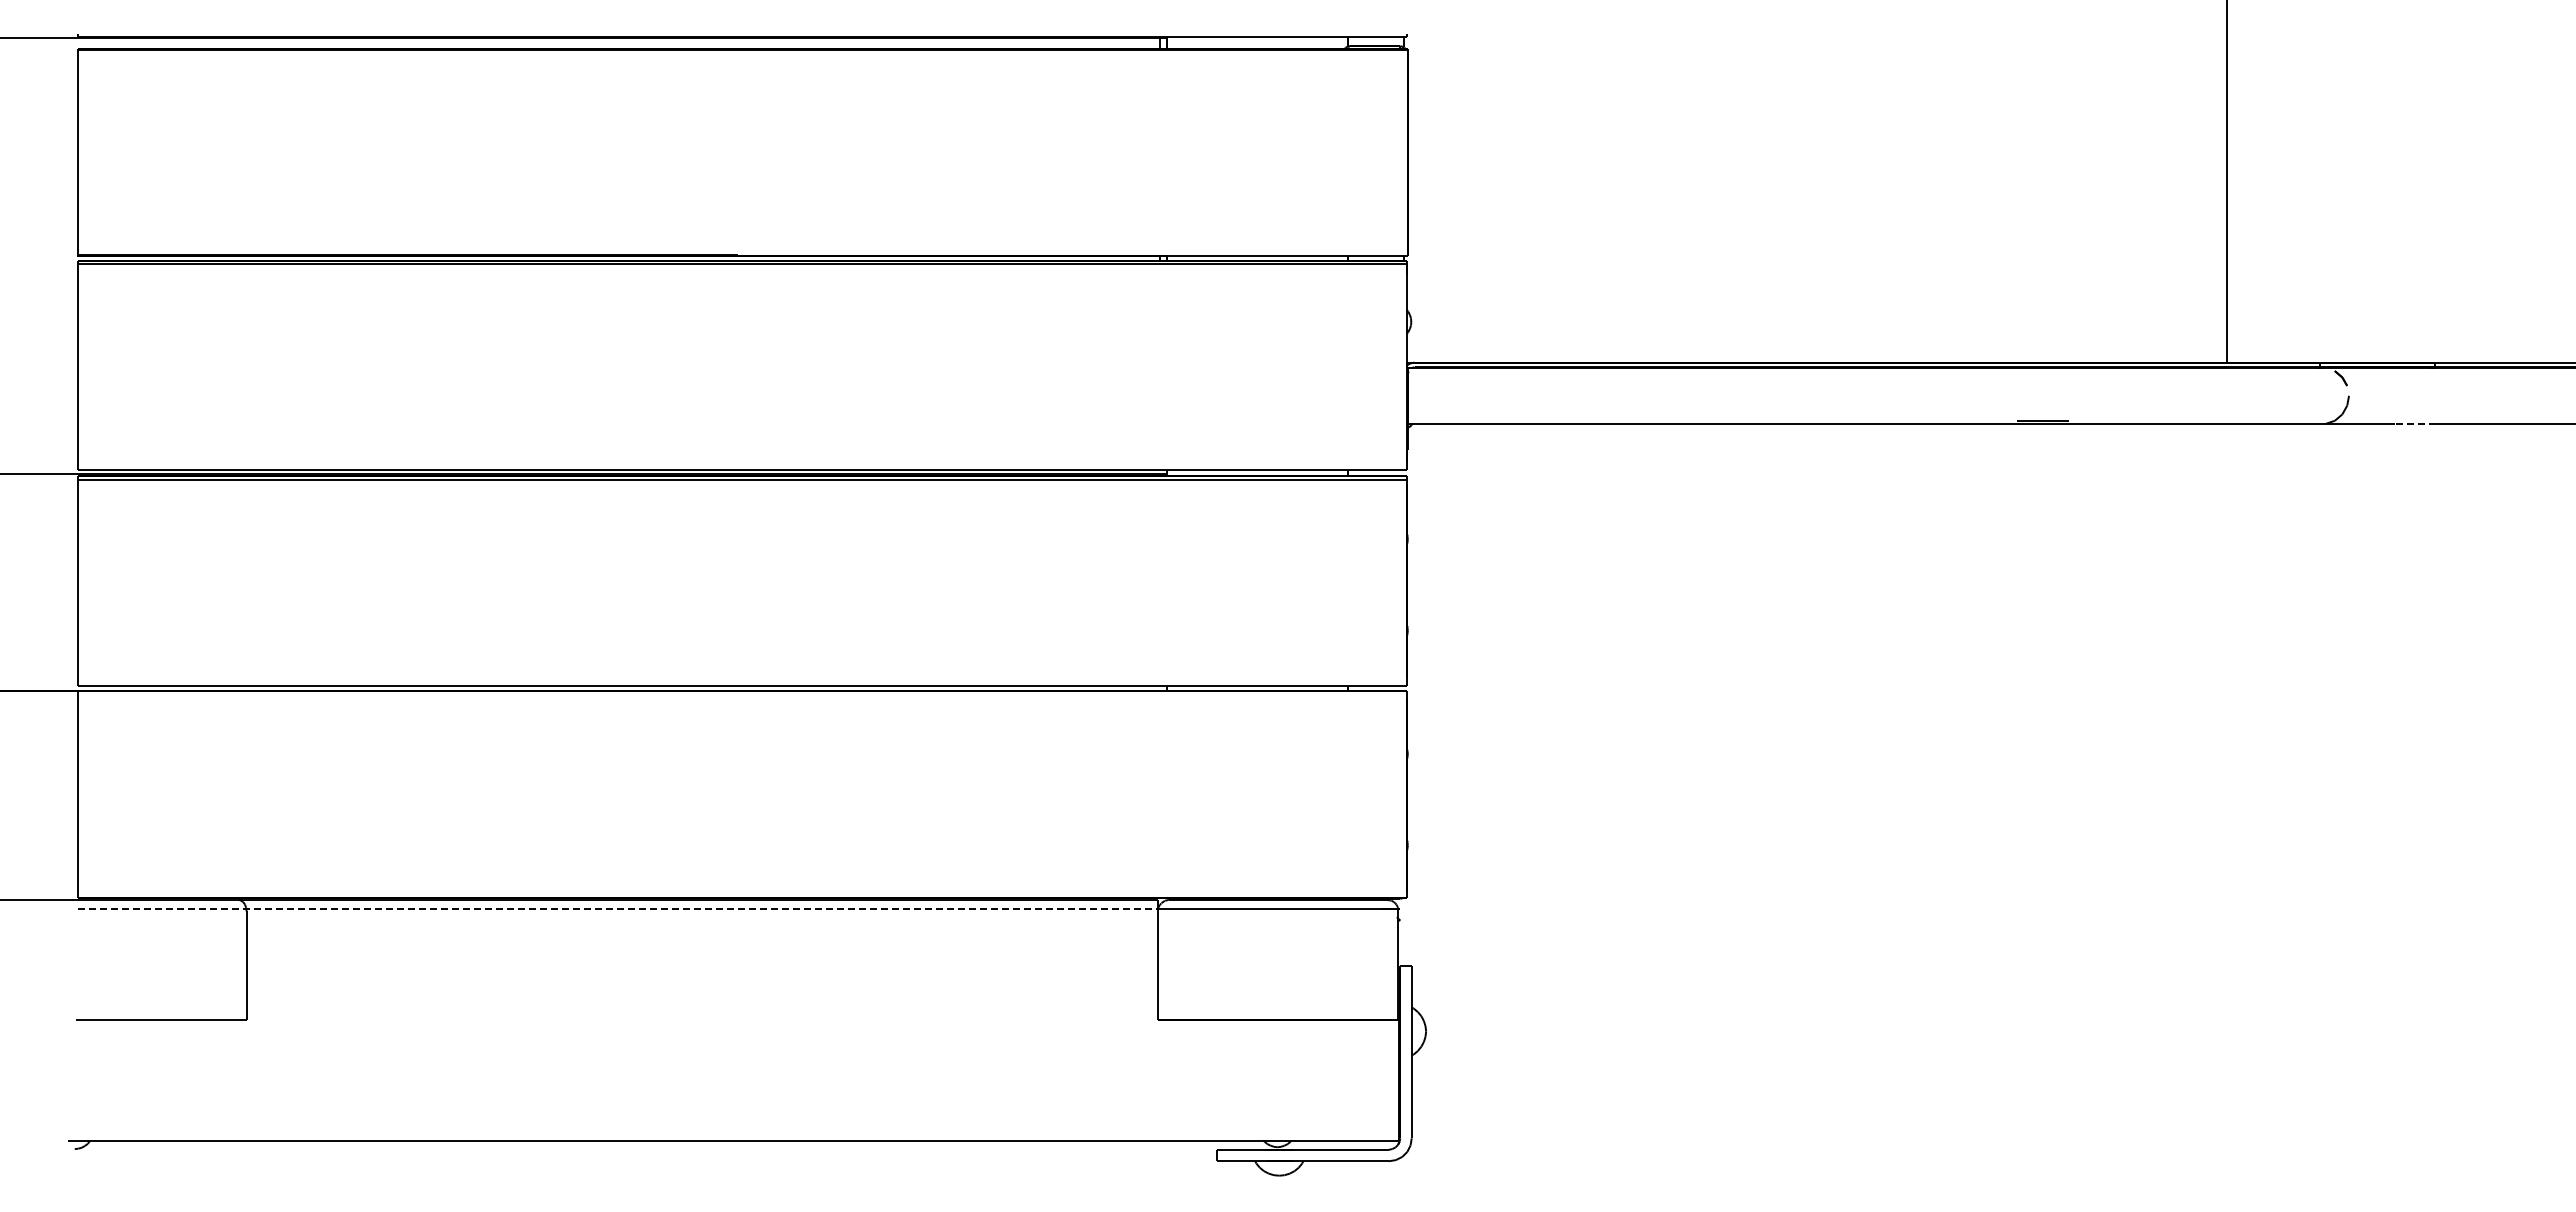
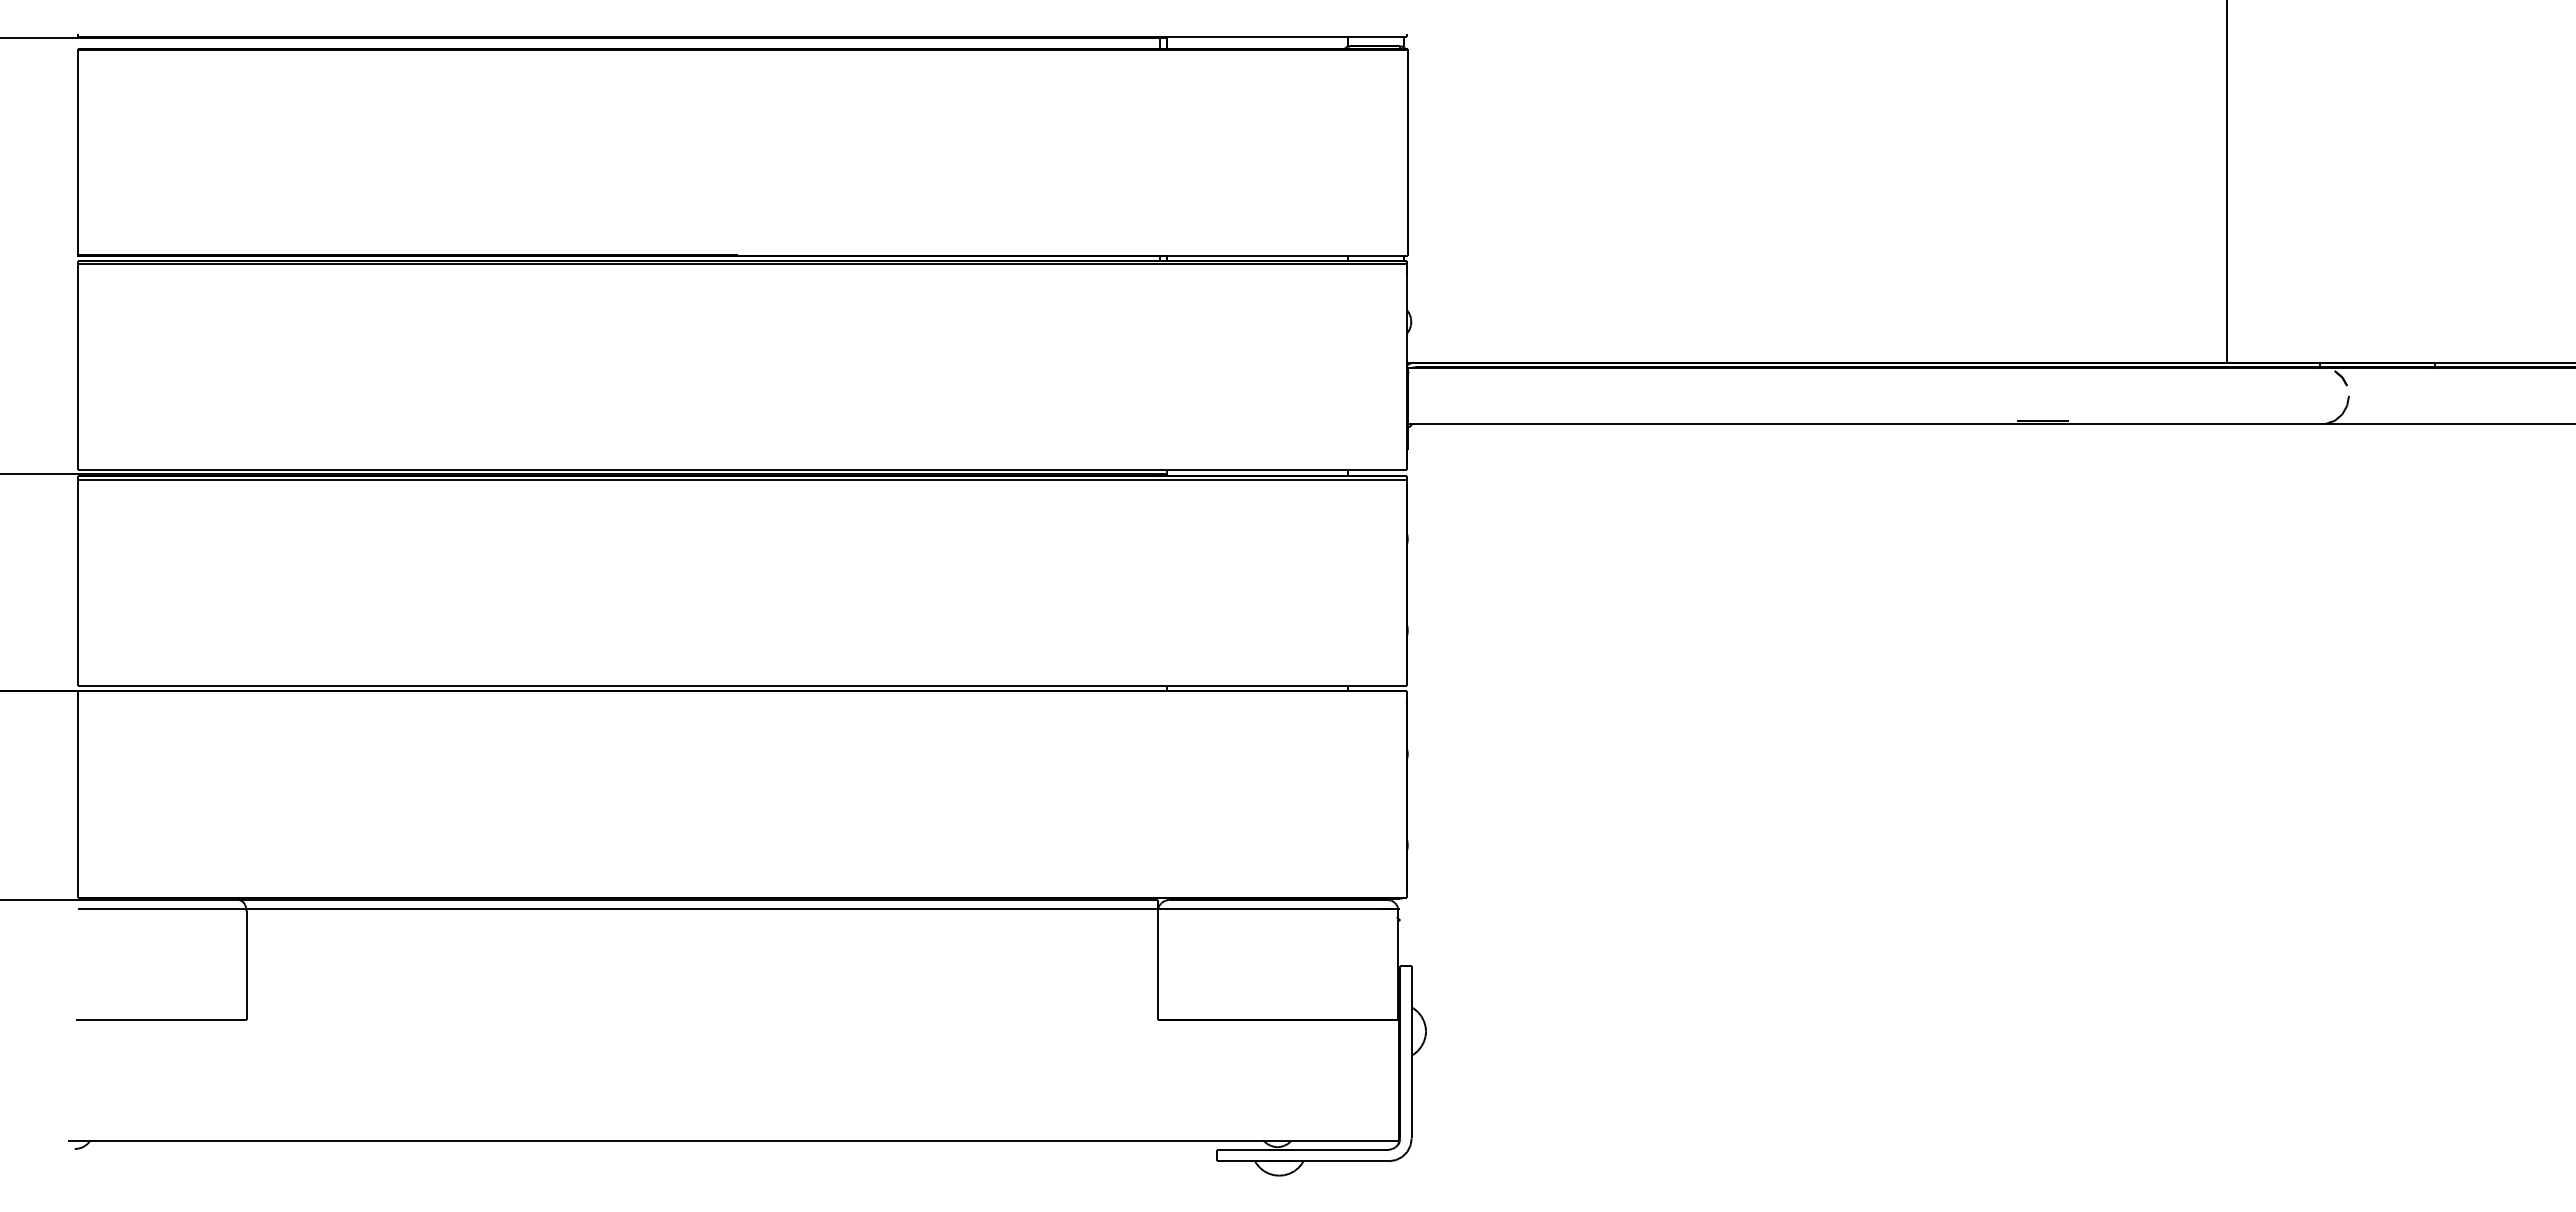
line: dashed -> solid (2415, 424)
line: dashed -> solid (618, 909)
